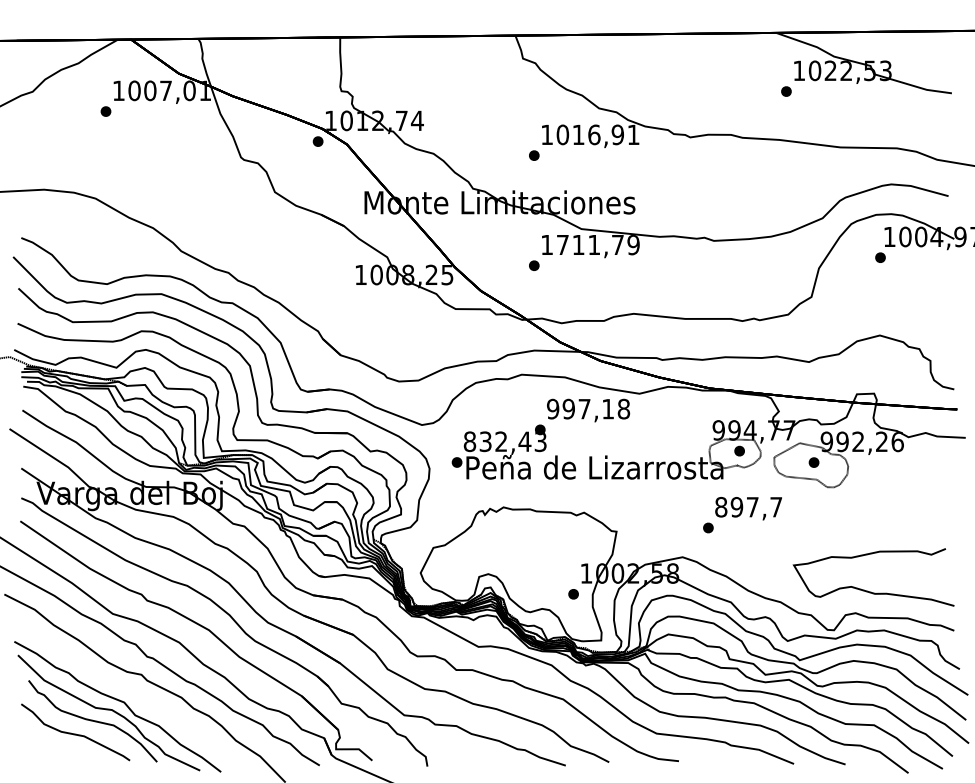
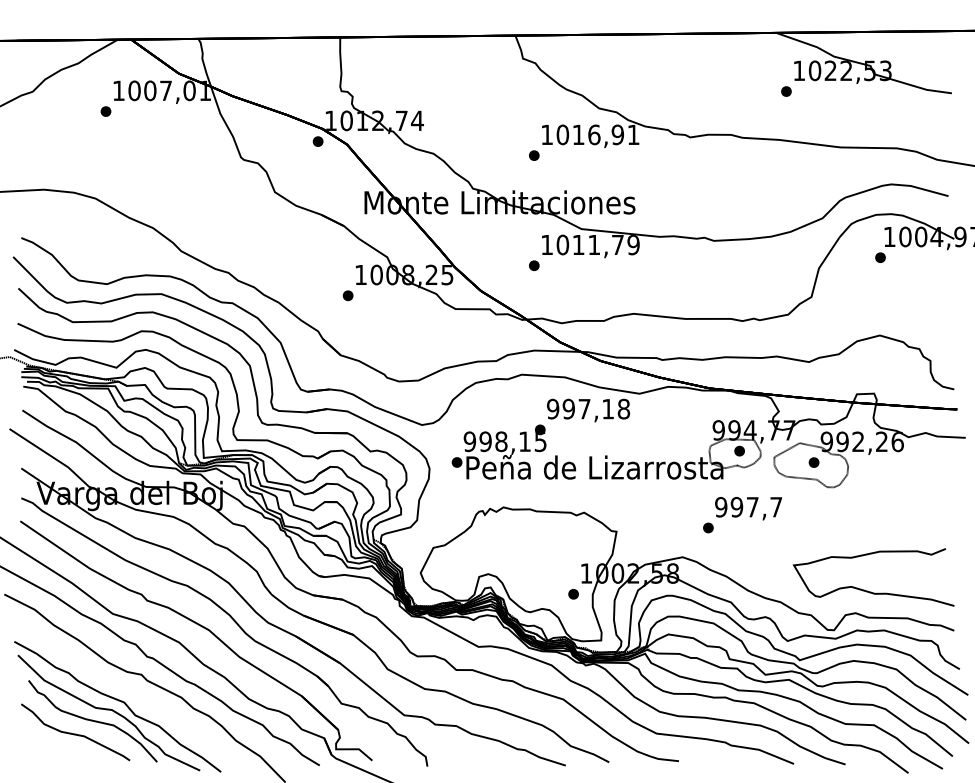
text: 1711,79 -> 1011,79 (562, 244)
part: none -> present (347, 295)
text: 832,43 -> 998,15 (504, 441)
text: 897,7 -> 997,7 (721, 507)
